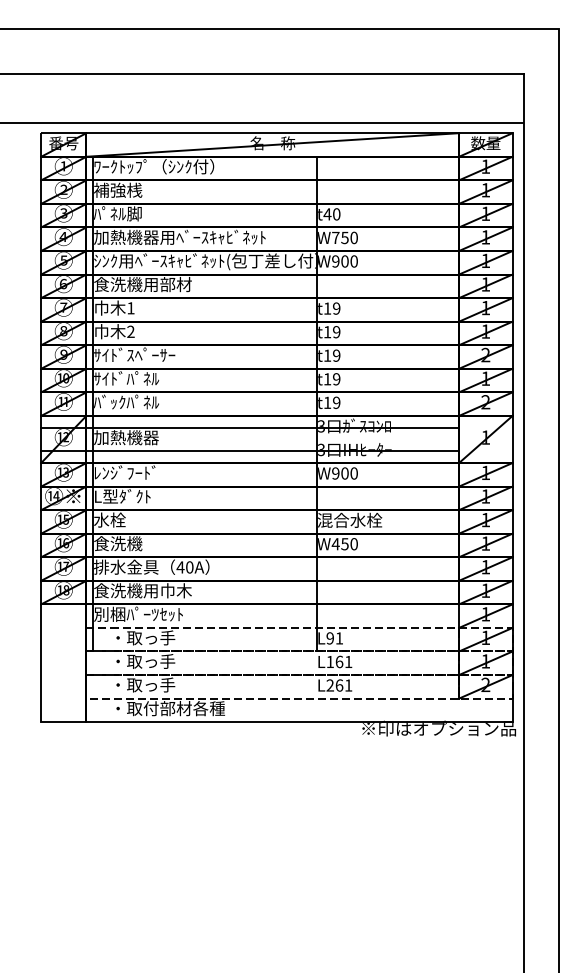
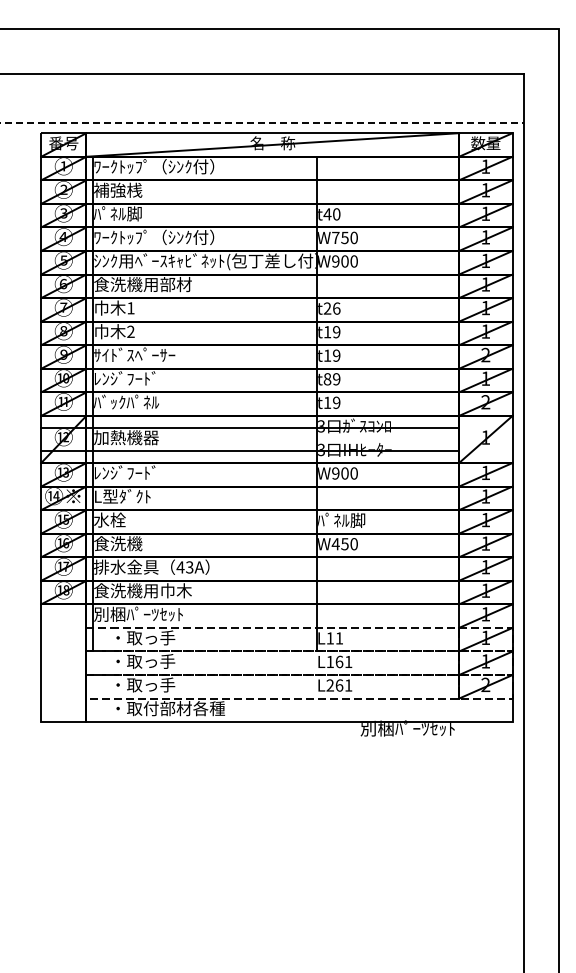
line: solid -> dashed (262, 122)
text: 加熱機器用ﾍﾞｰｽｷｬﾋﾞﾈｯﾄ -> ﾜｰｸﾄｯﾌﾟ（ｼﾝｸ付） (179, 237)
text: t19 -> t26 (331, 308)
text: ｻｲﾄﾞﾊﾟﾈﾙ -> ﾚﾝｼﾞﾌｰﾄﾞ (126, 378)
text: t19 -> t89 (327, 379)
text: 混合水栓 -> ﾊﾟﾈﾙ脚 (350, 519)
text: 40A -> 43A (189, 567)
text: L91 -> L11 (329, 638)
text: ※印はオプション品 -> 別梱ﾊﾟｰﾂｾｯﾄ (438, 728)
